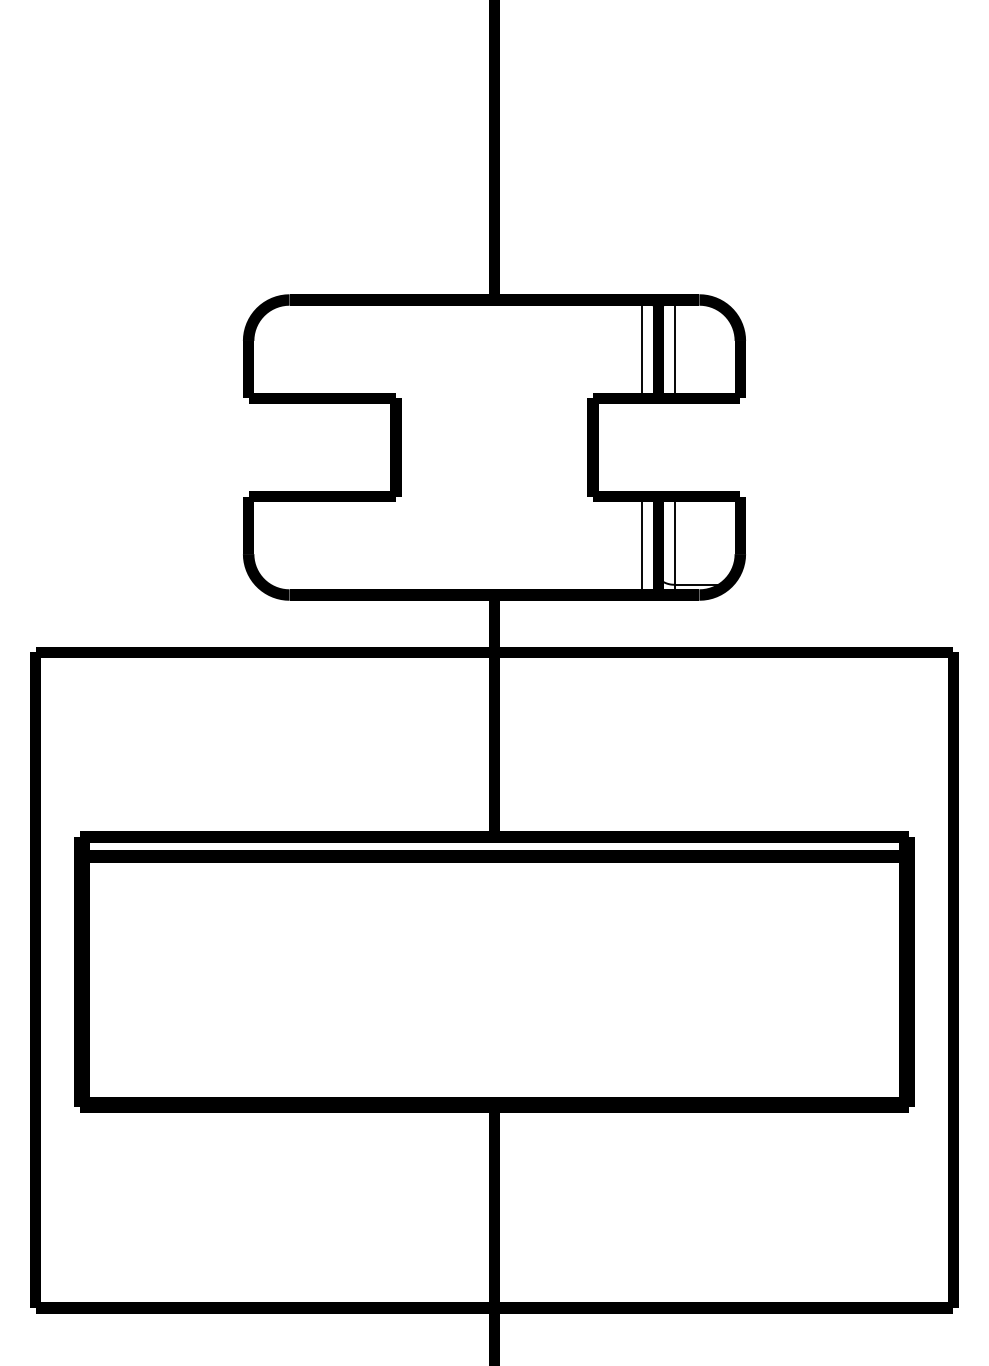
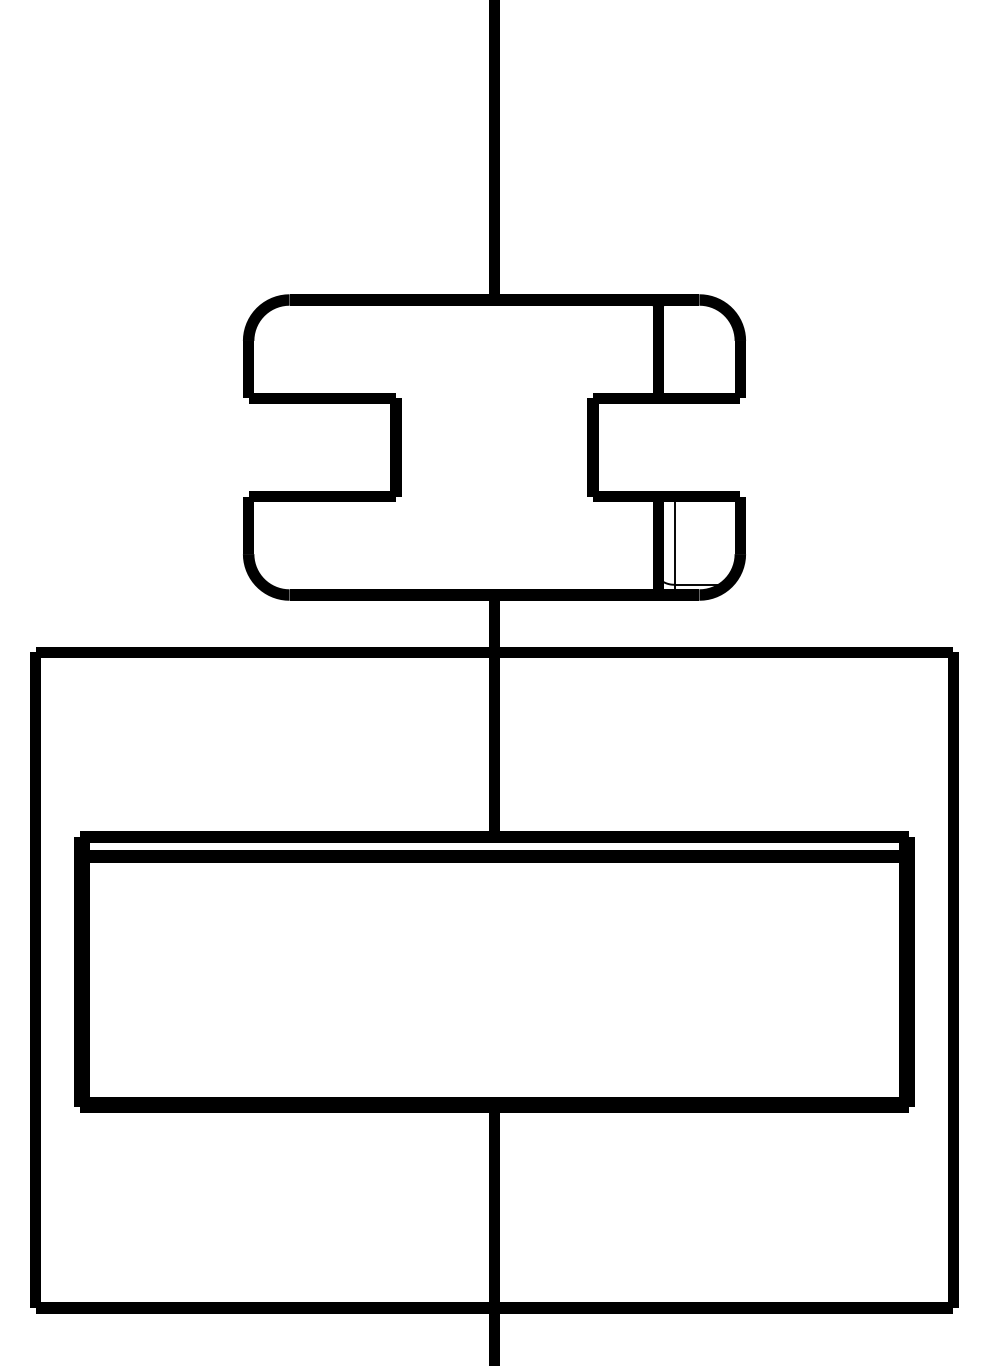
line: present -> none (642, 349)
line: present -> none (674, 349)
line: present -> none (642, 545)
